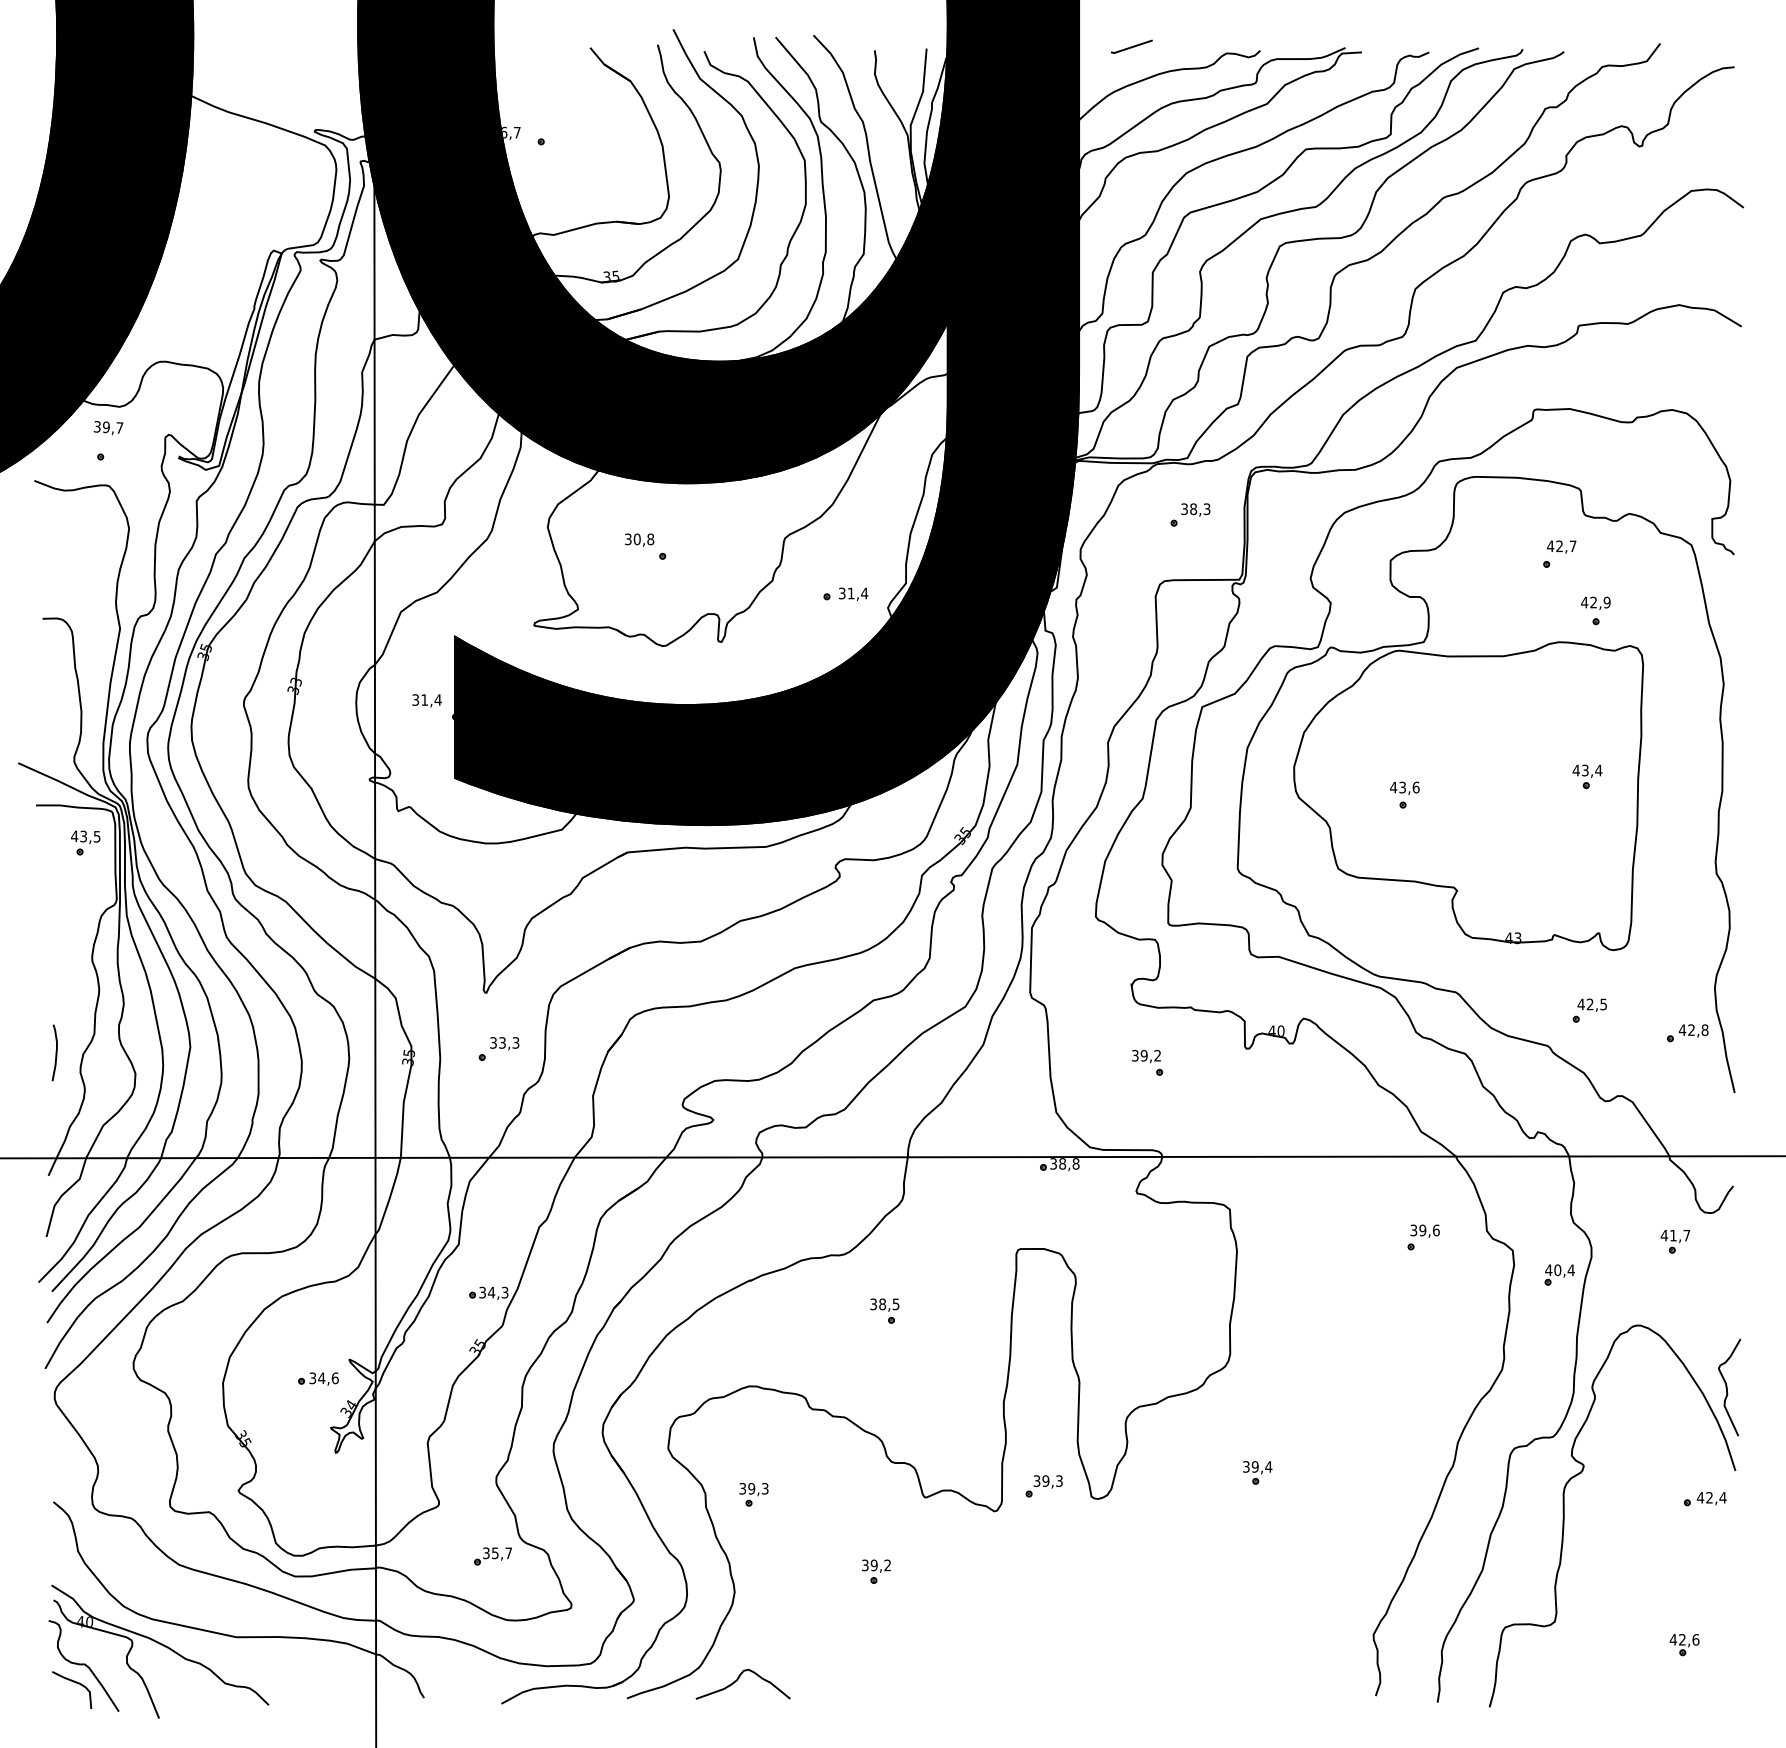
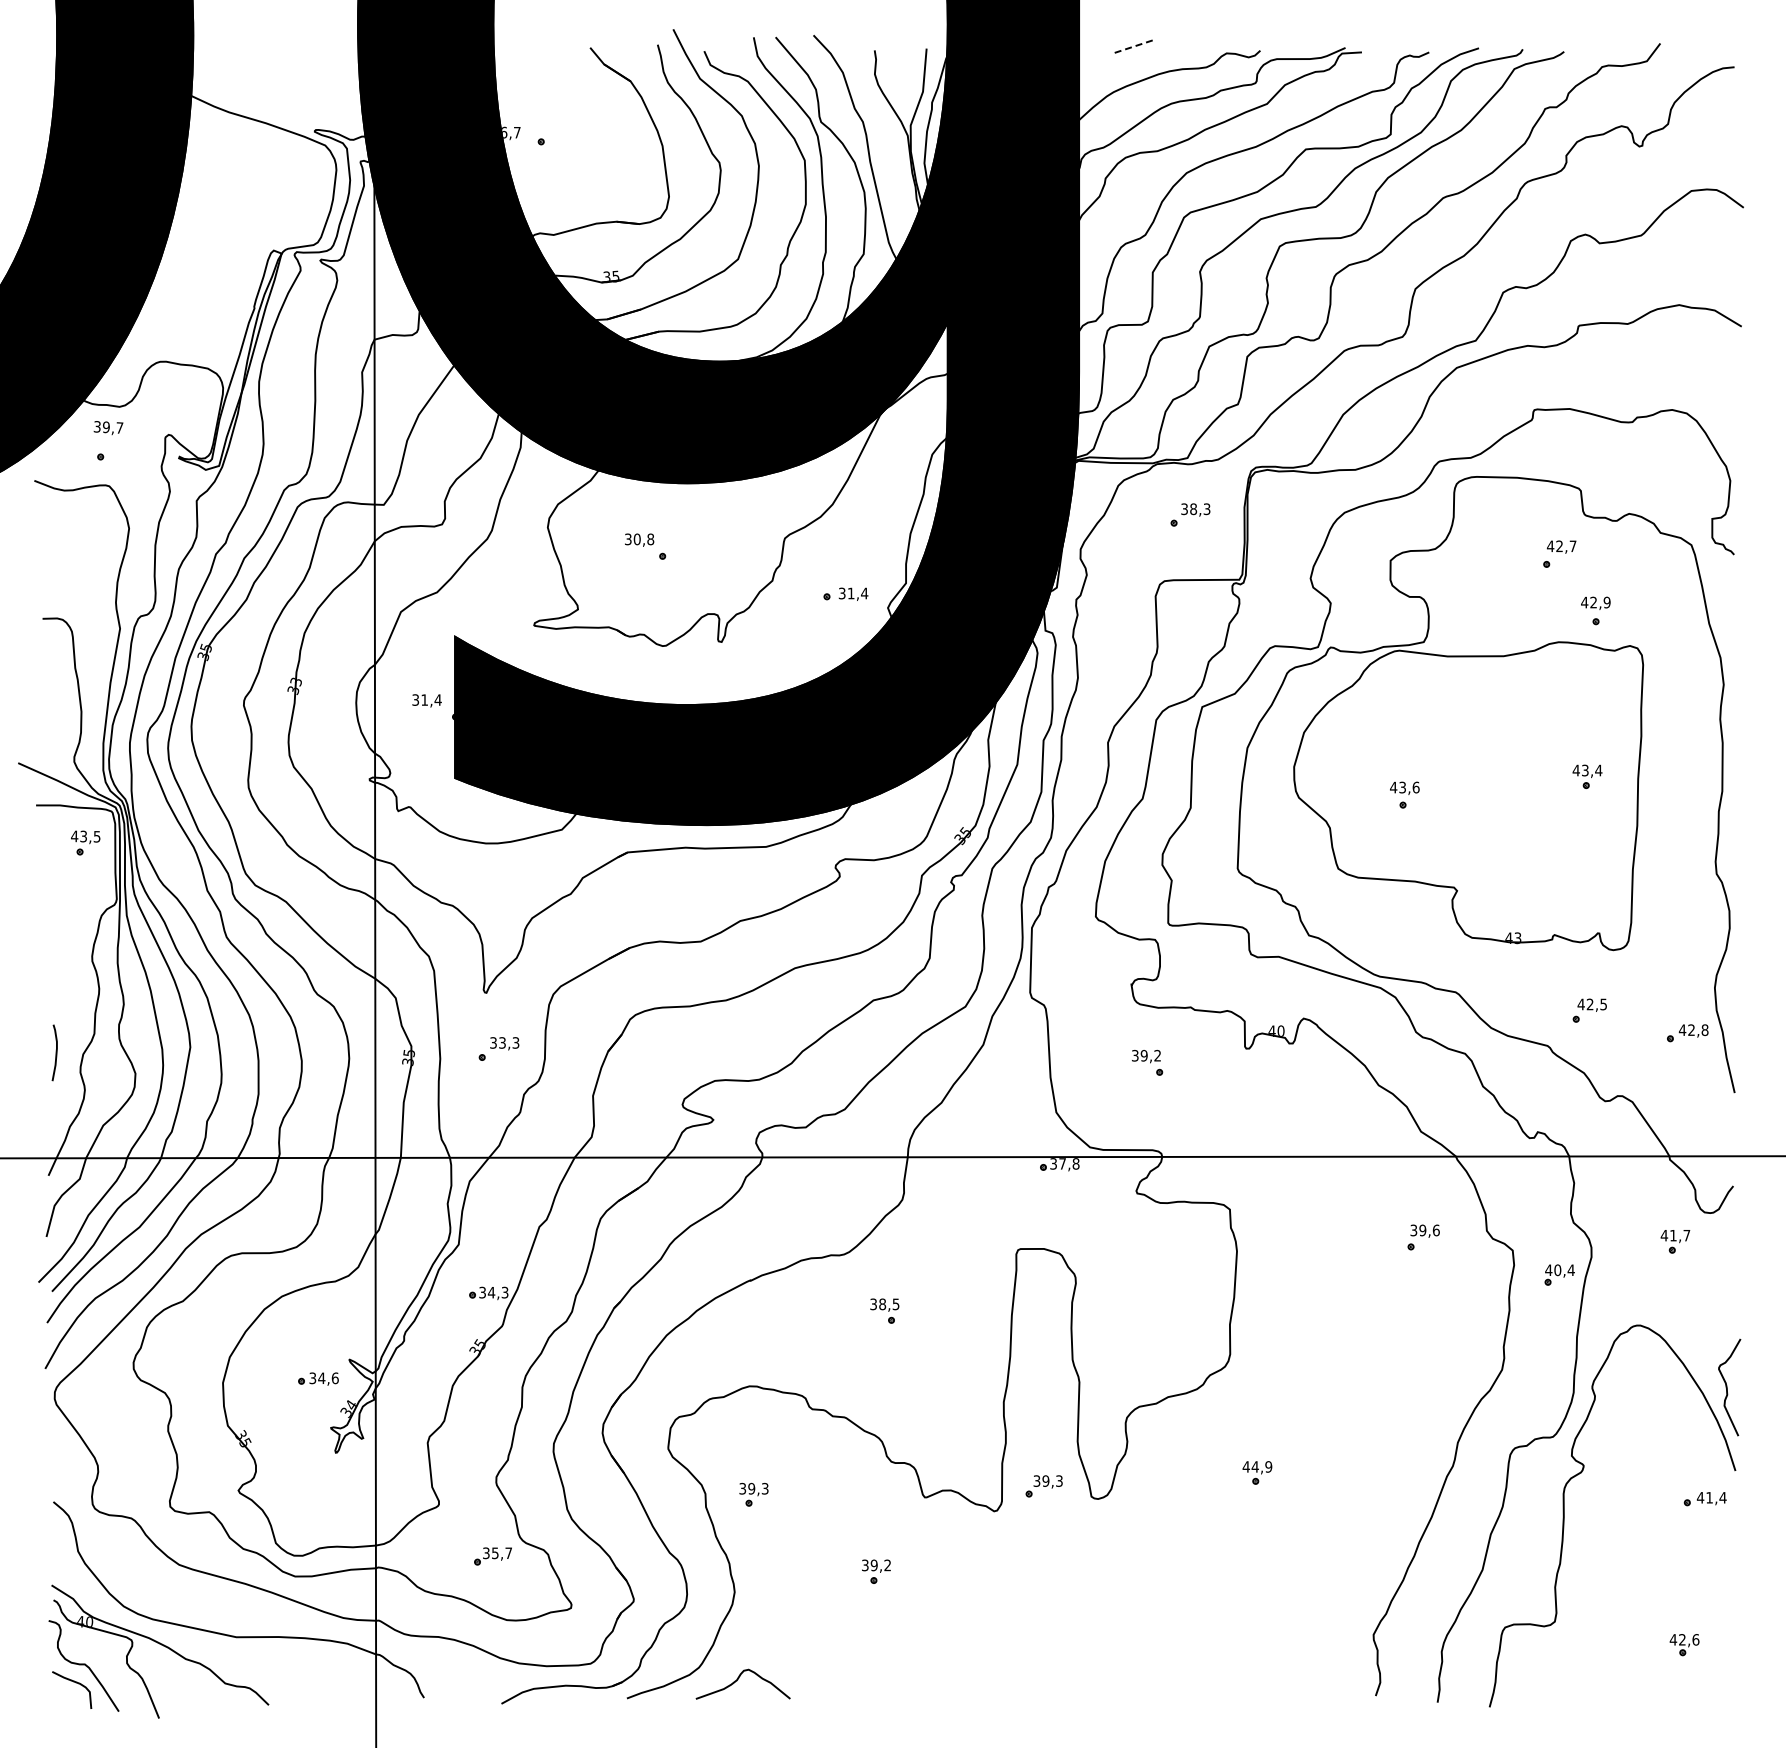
line: solid -> dashed (1131, 47)
text: 38,8 -> 37,8 (1062, 1163)
text: 39,4 -> 44,9 (1257, 1466)
text: 42,4 -> 41,4 (1709, 1497)
